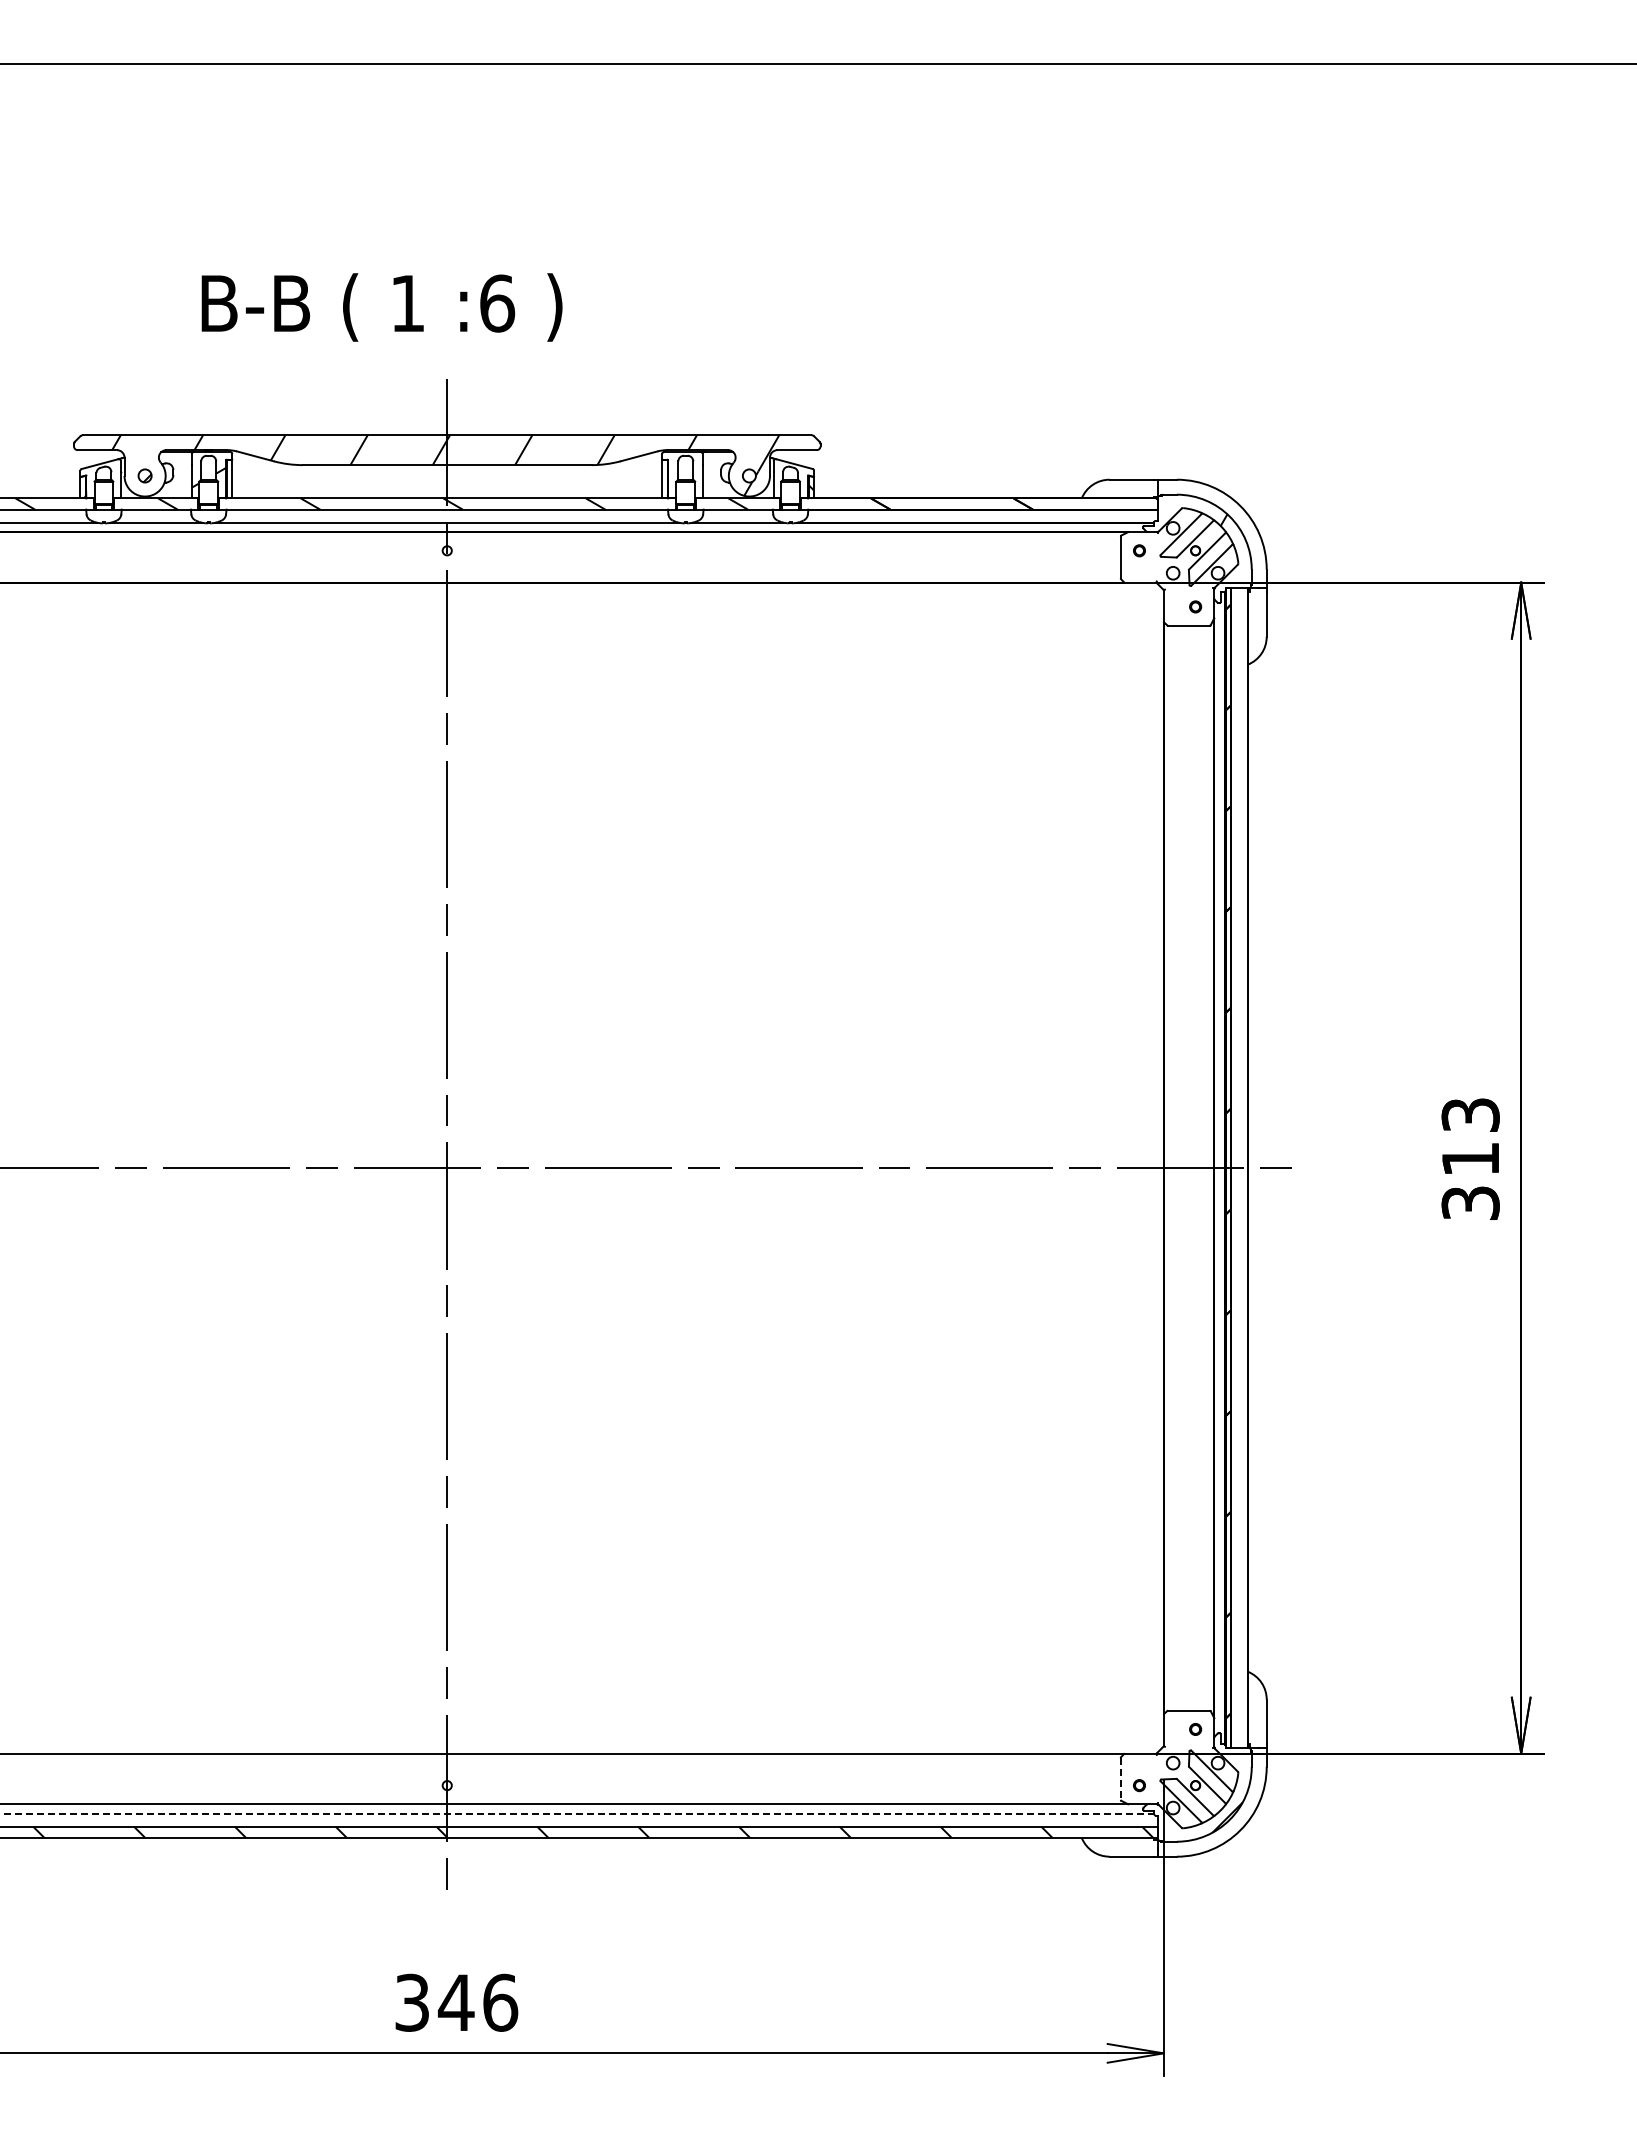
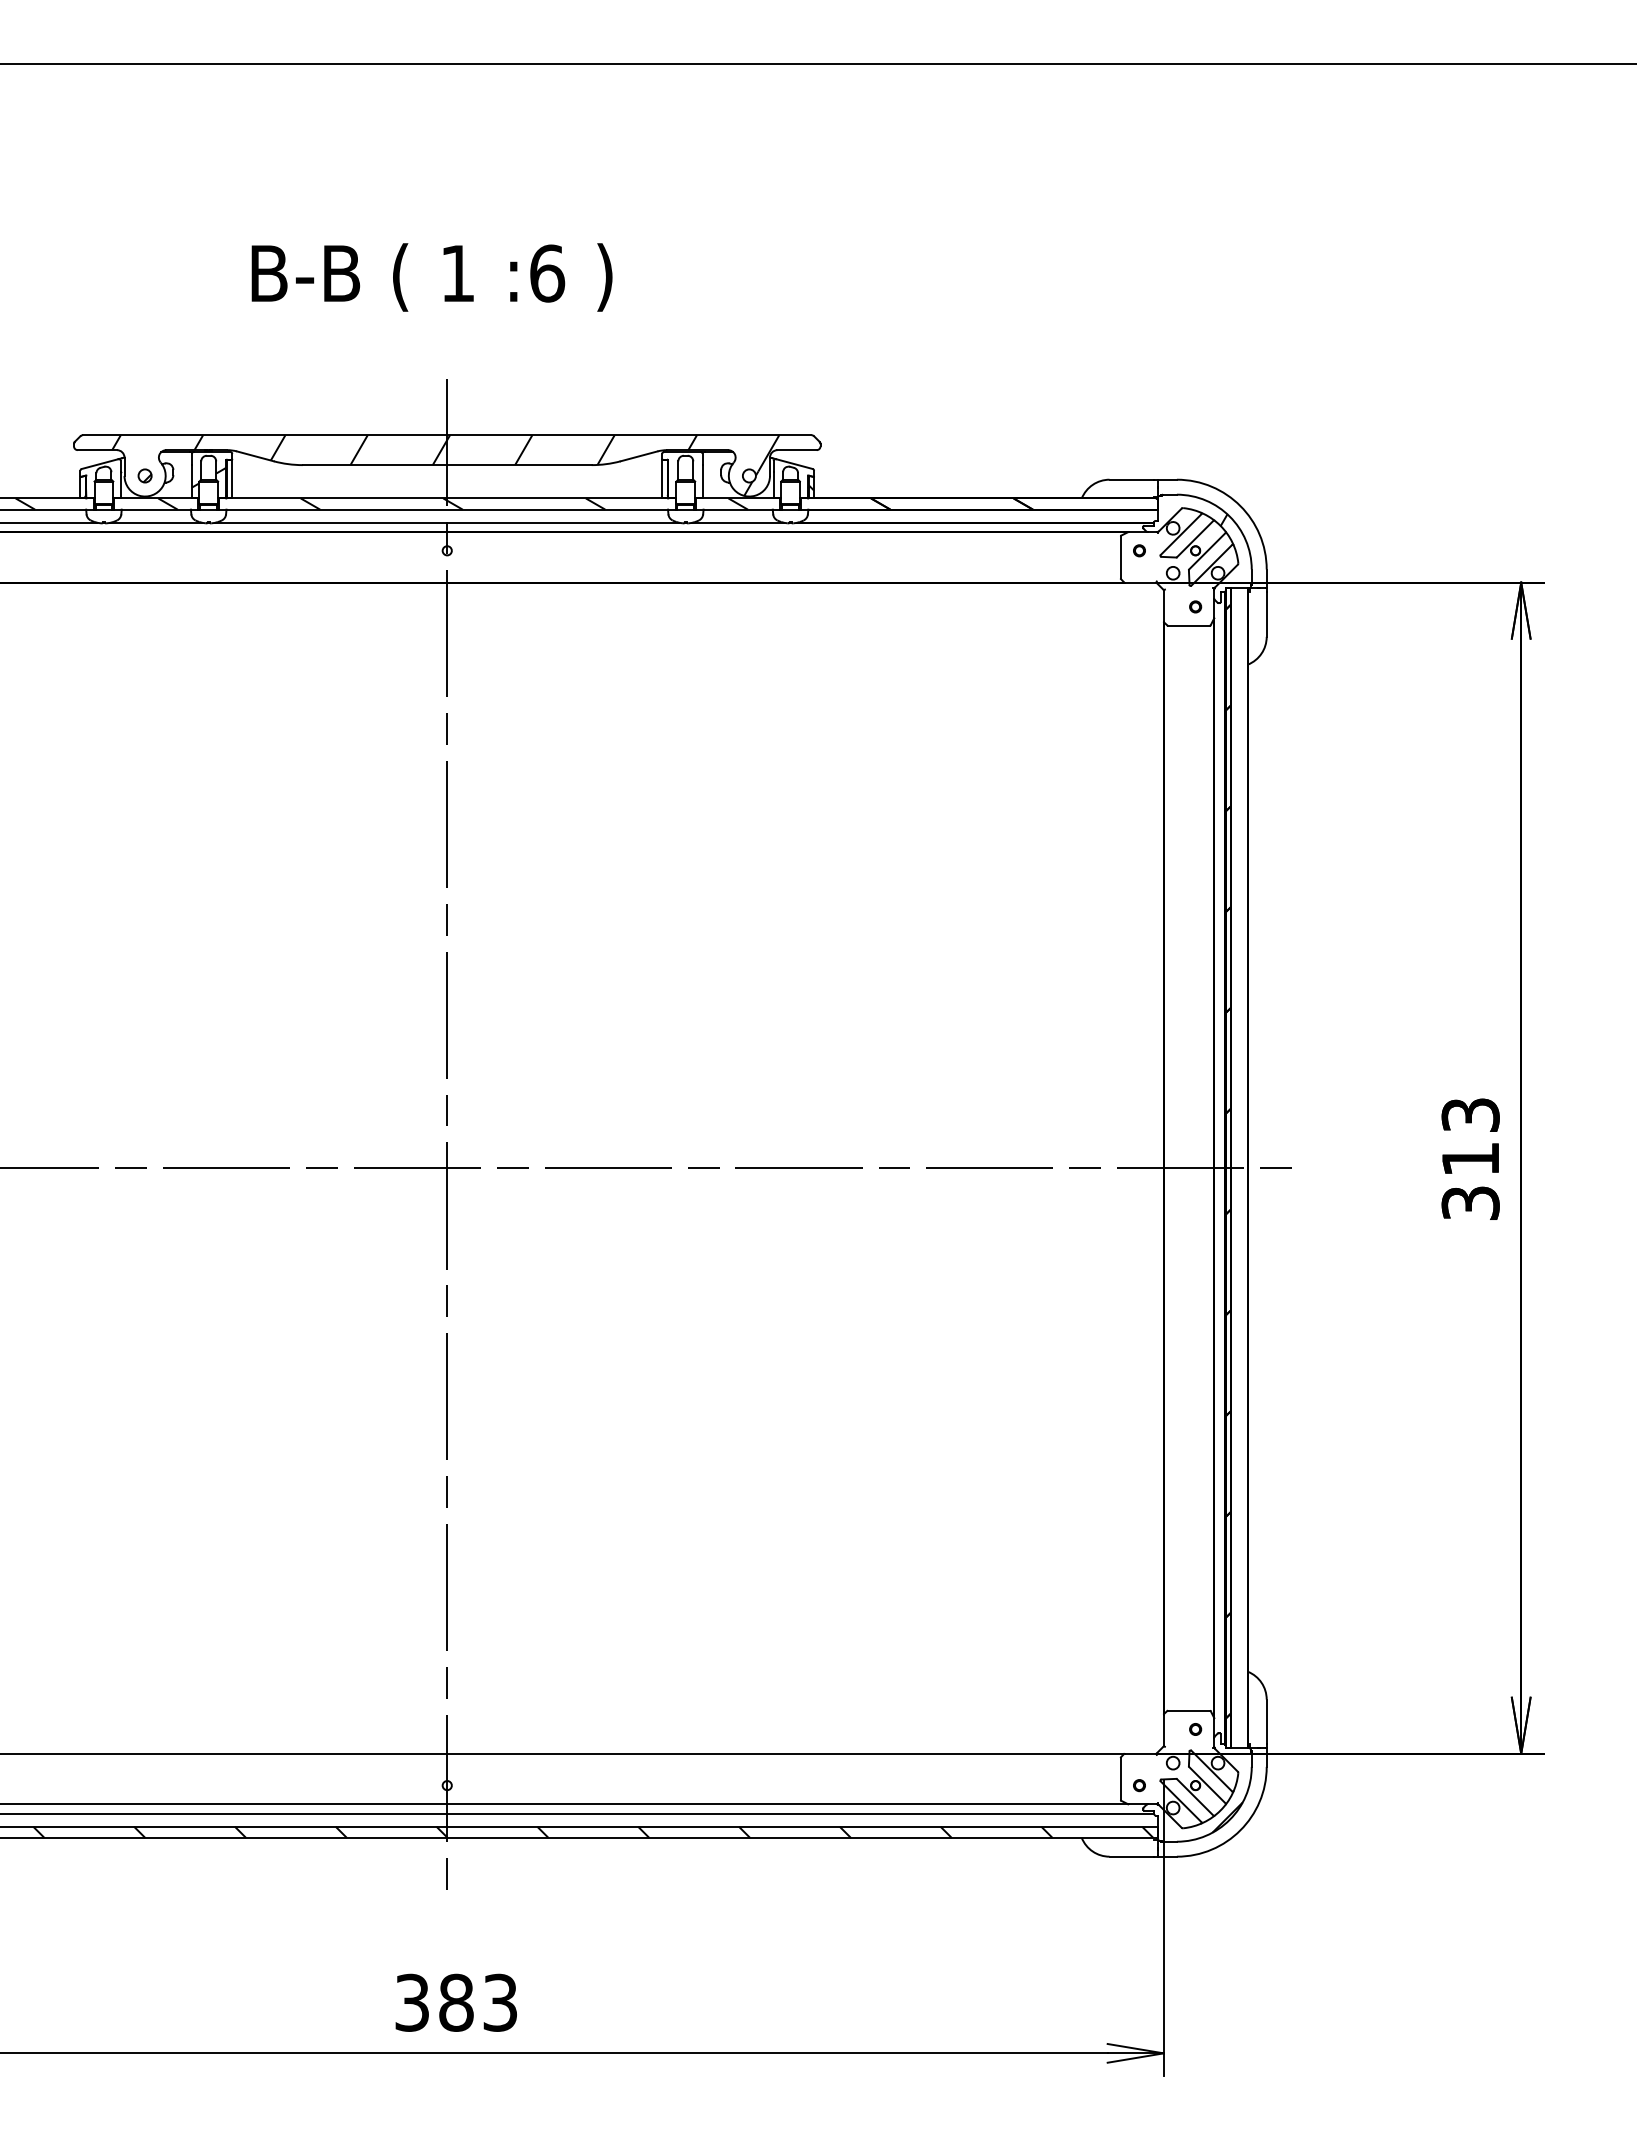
text position: (381, 307) -> (431, 277) (431, 277)
line: dashed -> solid (1120, 1778)
line: dashed -> solid (577, 1813)
text: 346 -> 383 (477, 2002)
